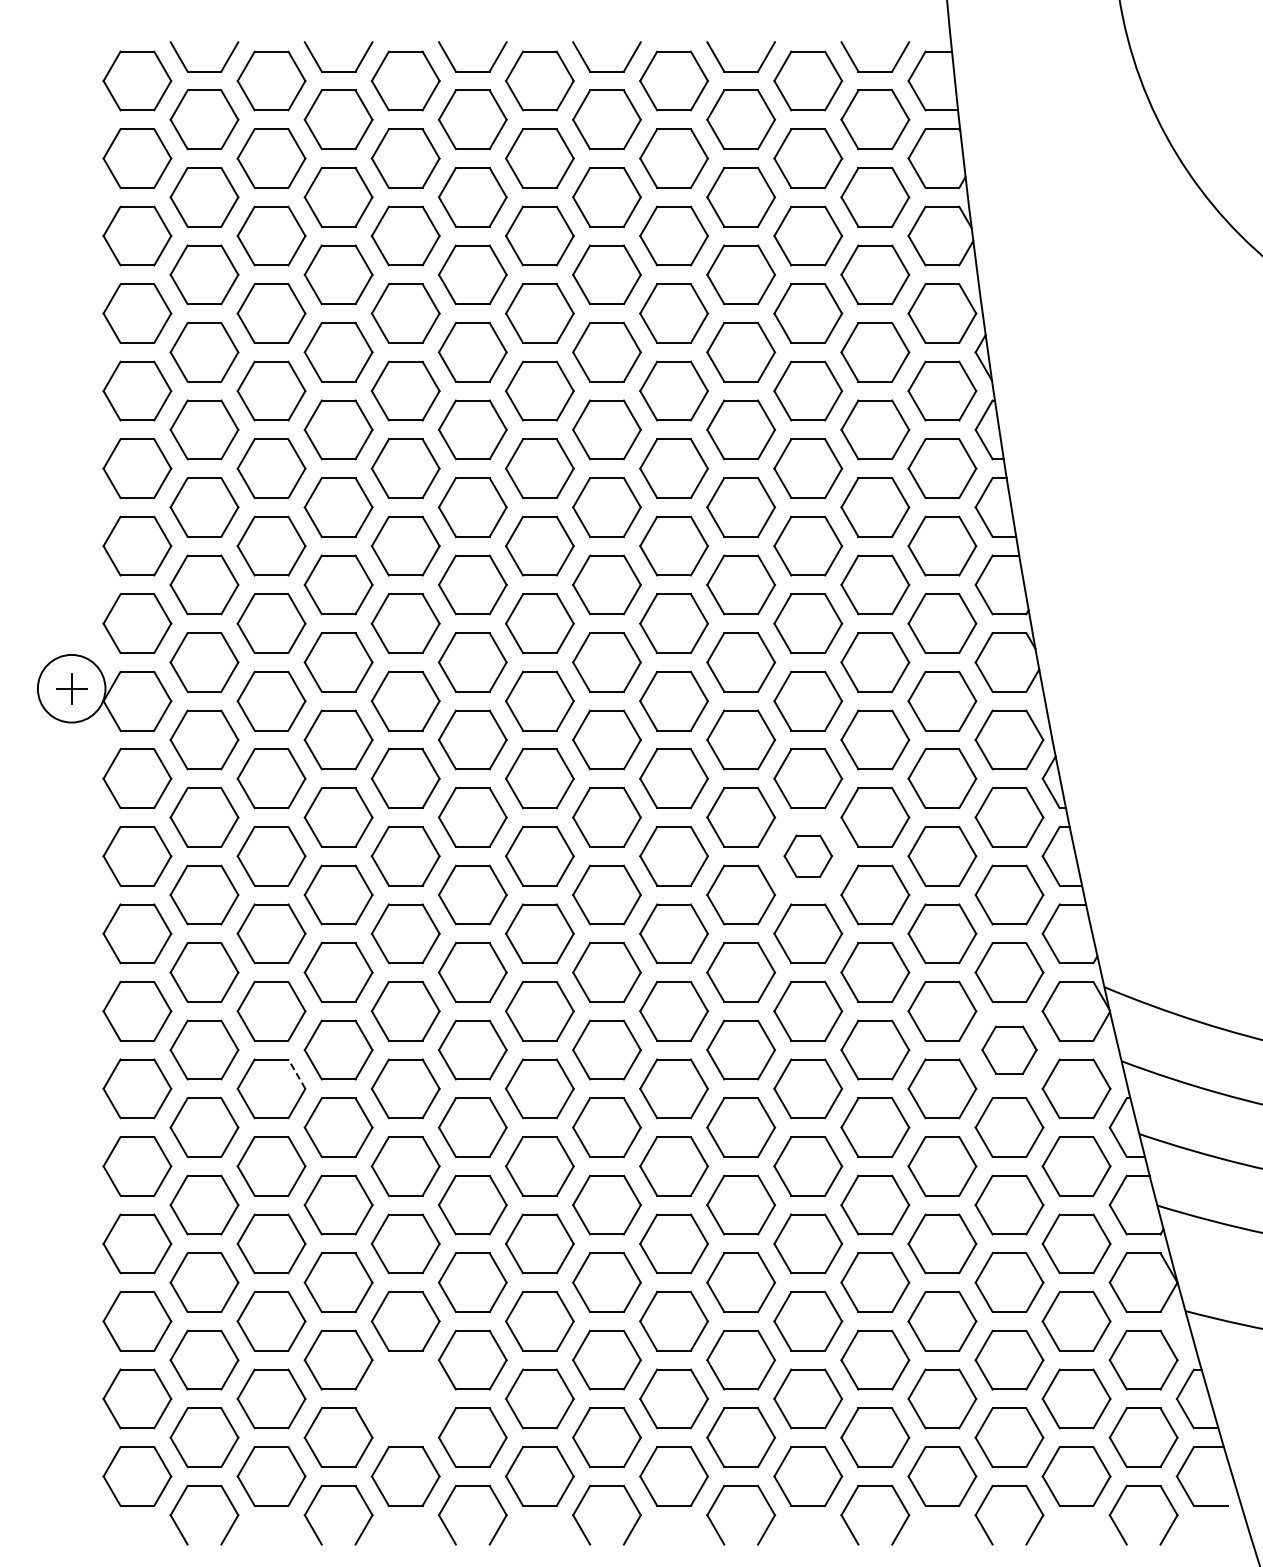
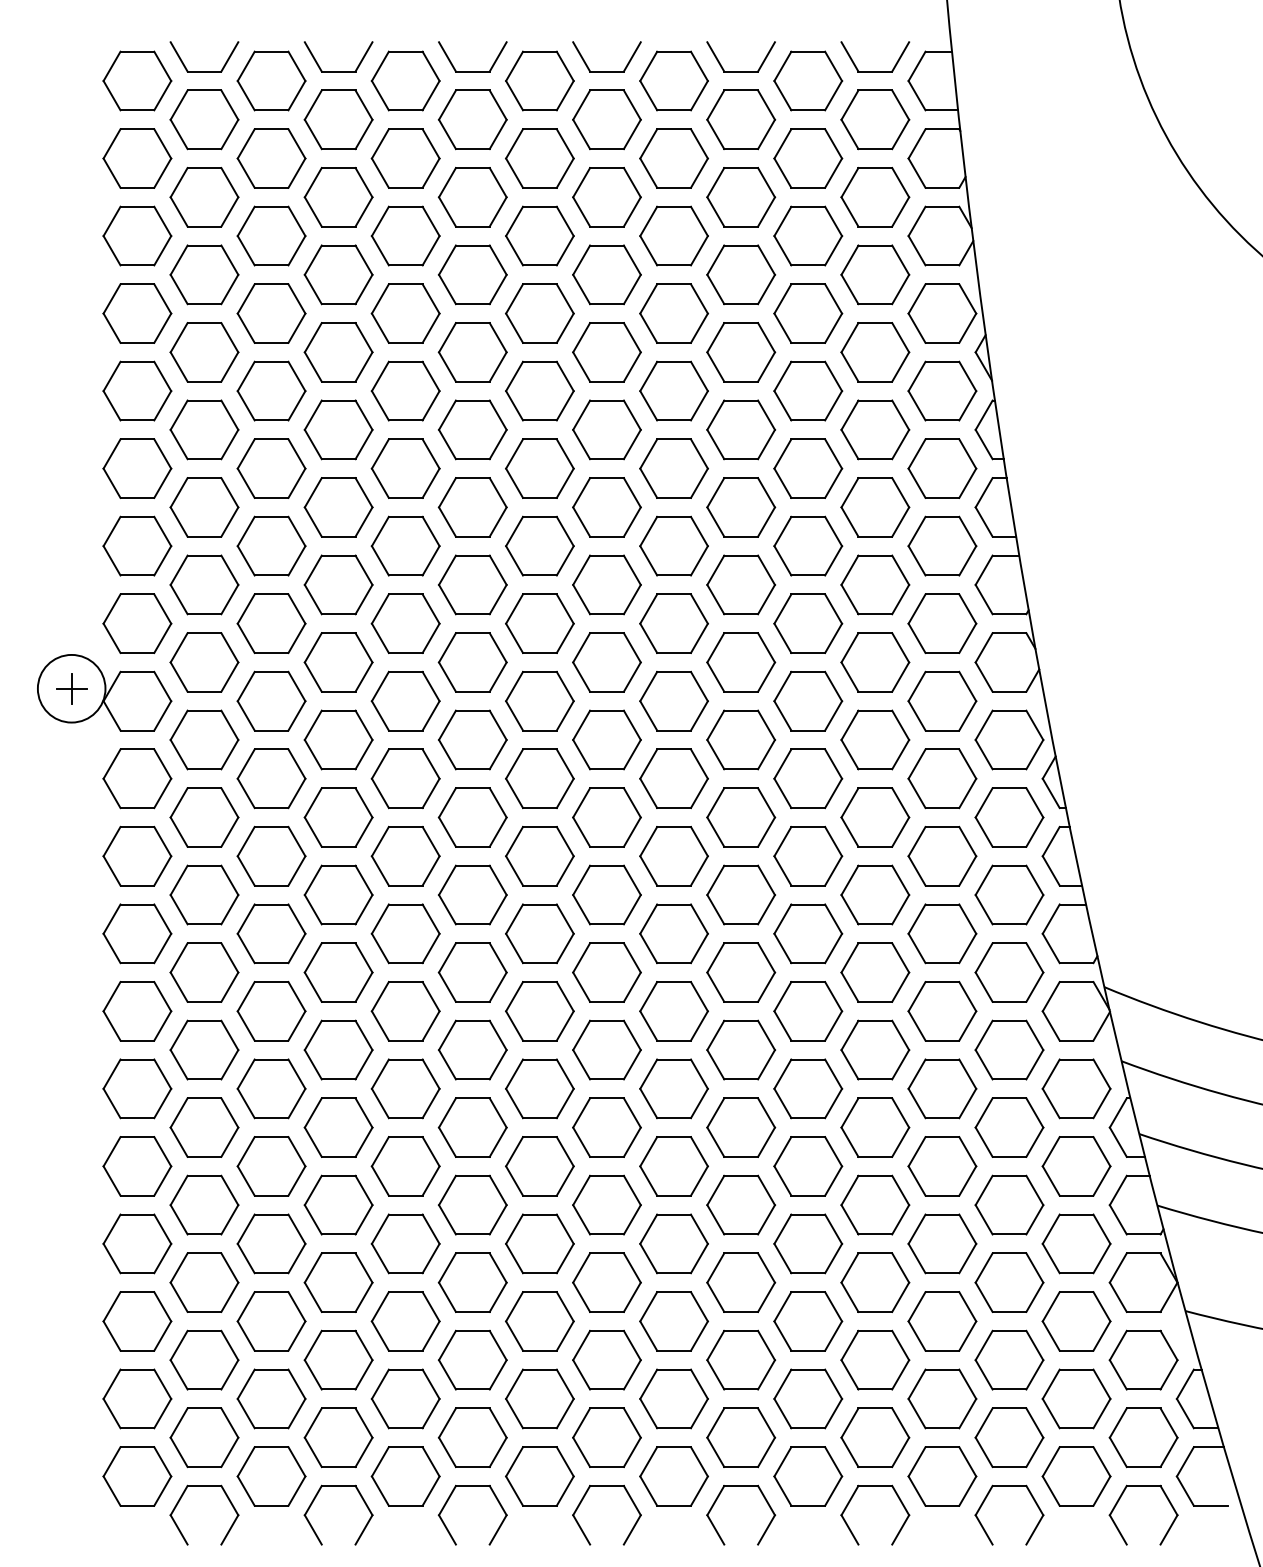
part size: 51x44 px -> 71x62 px (808, 855)
part size: 57x50 px -> 71x62 px (1009, 1049)
line: dashed -> solid (296, 1074)
part: none -> present (405, 1398)
